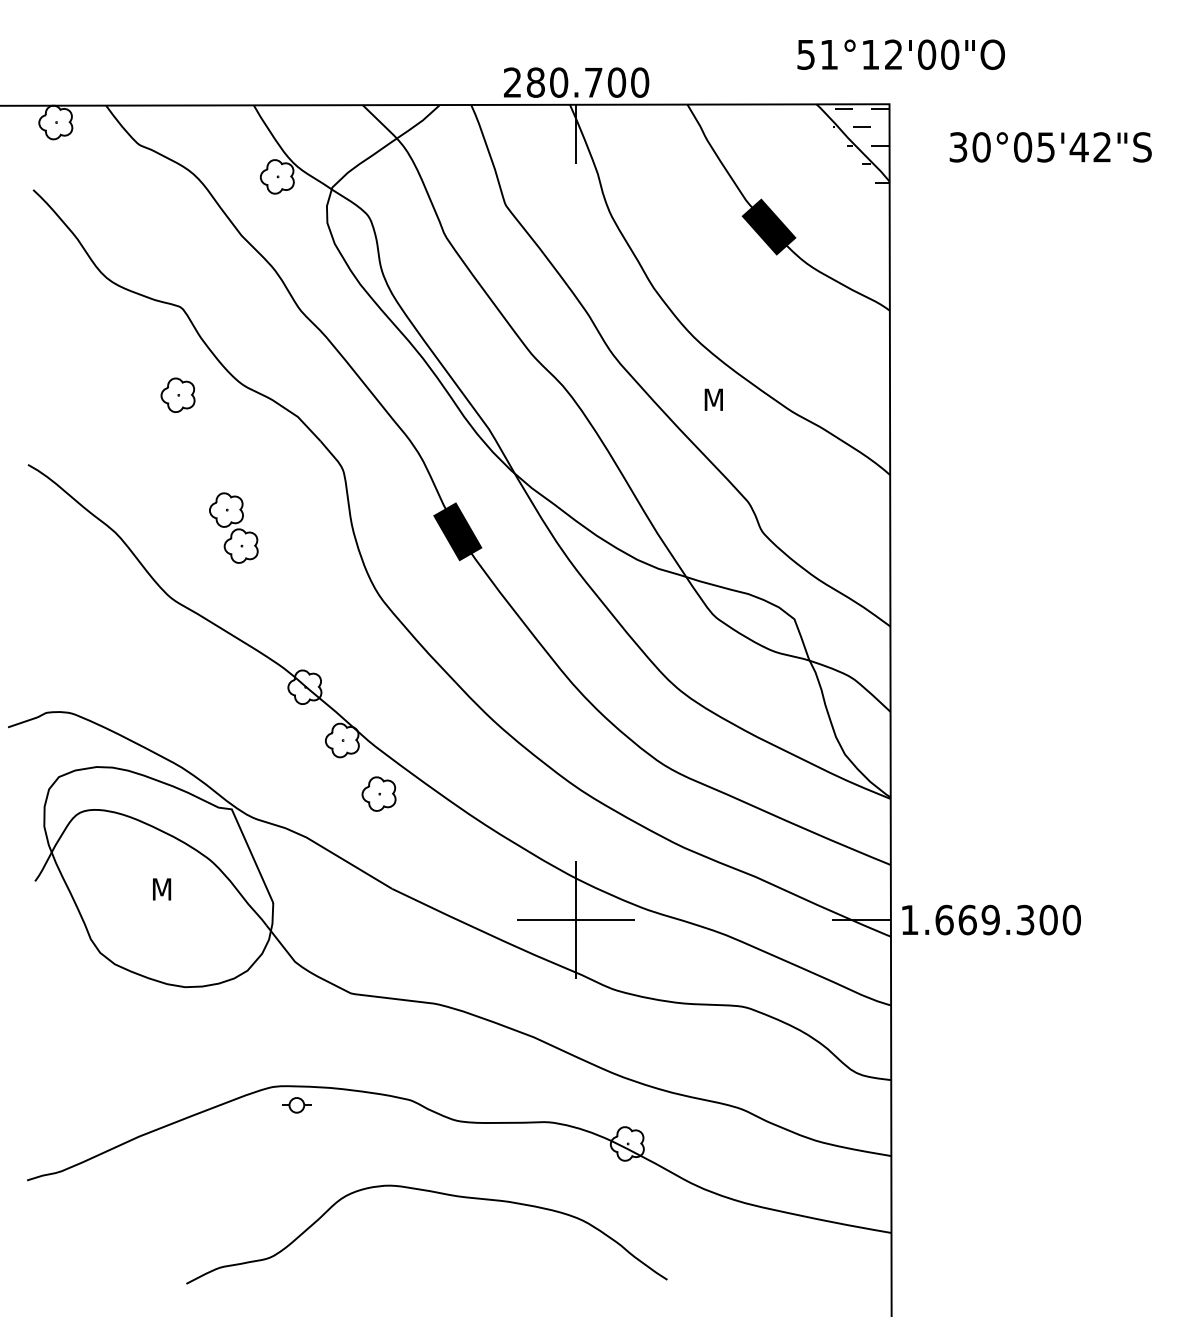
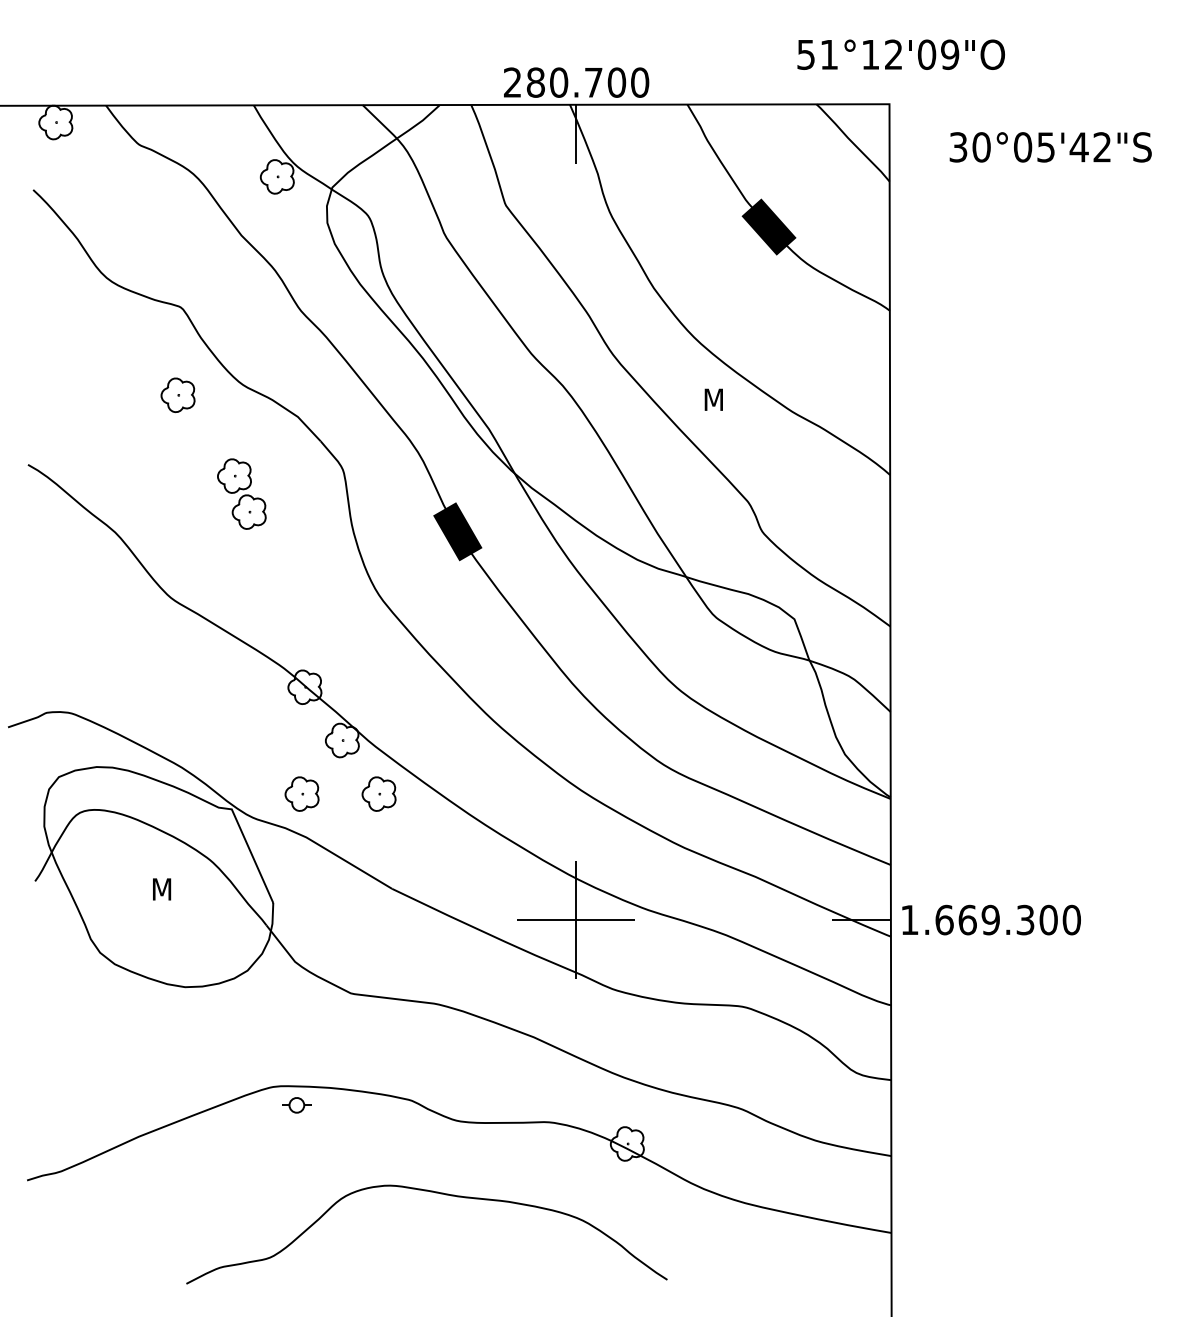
text: 51°12'00"O -> 51°12'09"O (950, 54)
hatch: present -> none (860, 145)
part position: (233, 527) -> (241, 493) (241, 493)
part: none -> present (301, 793)
